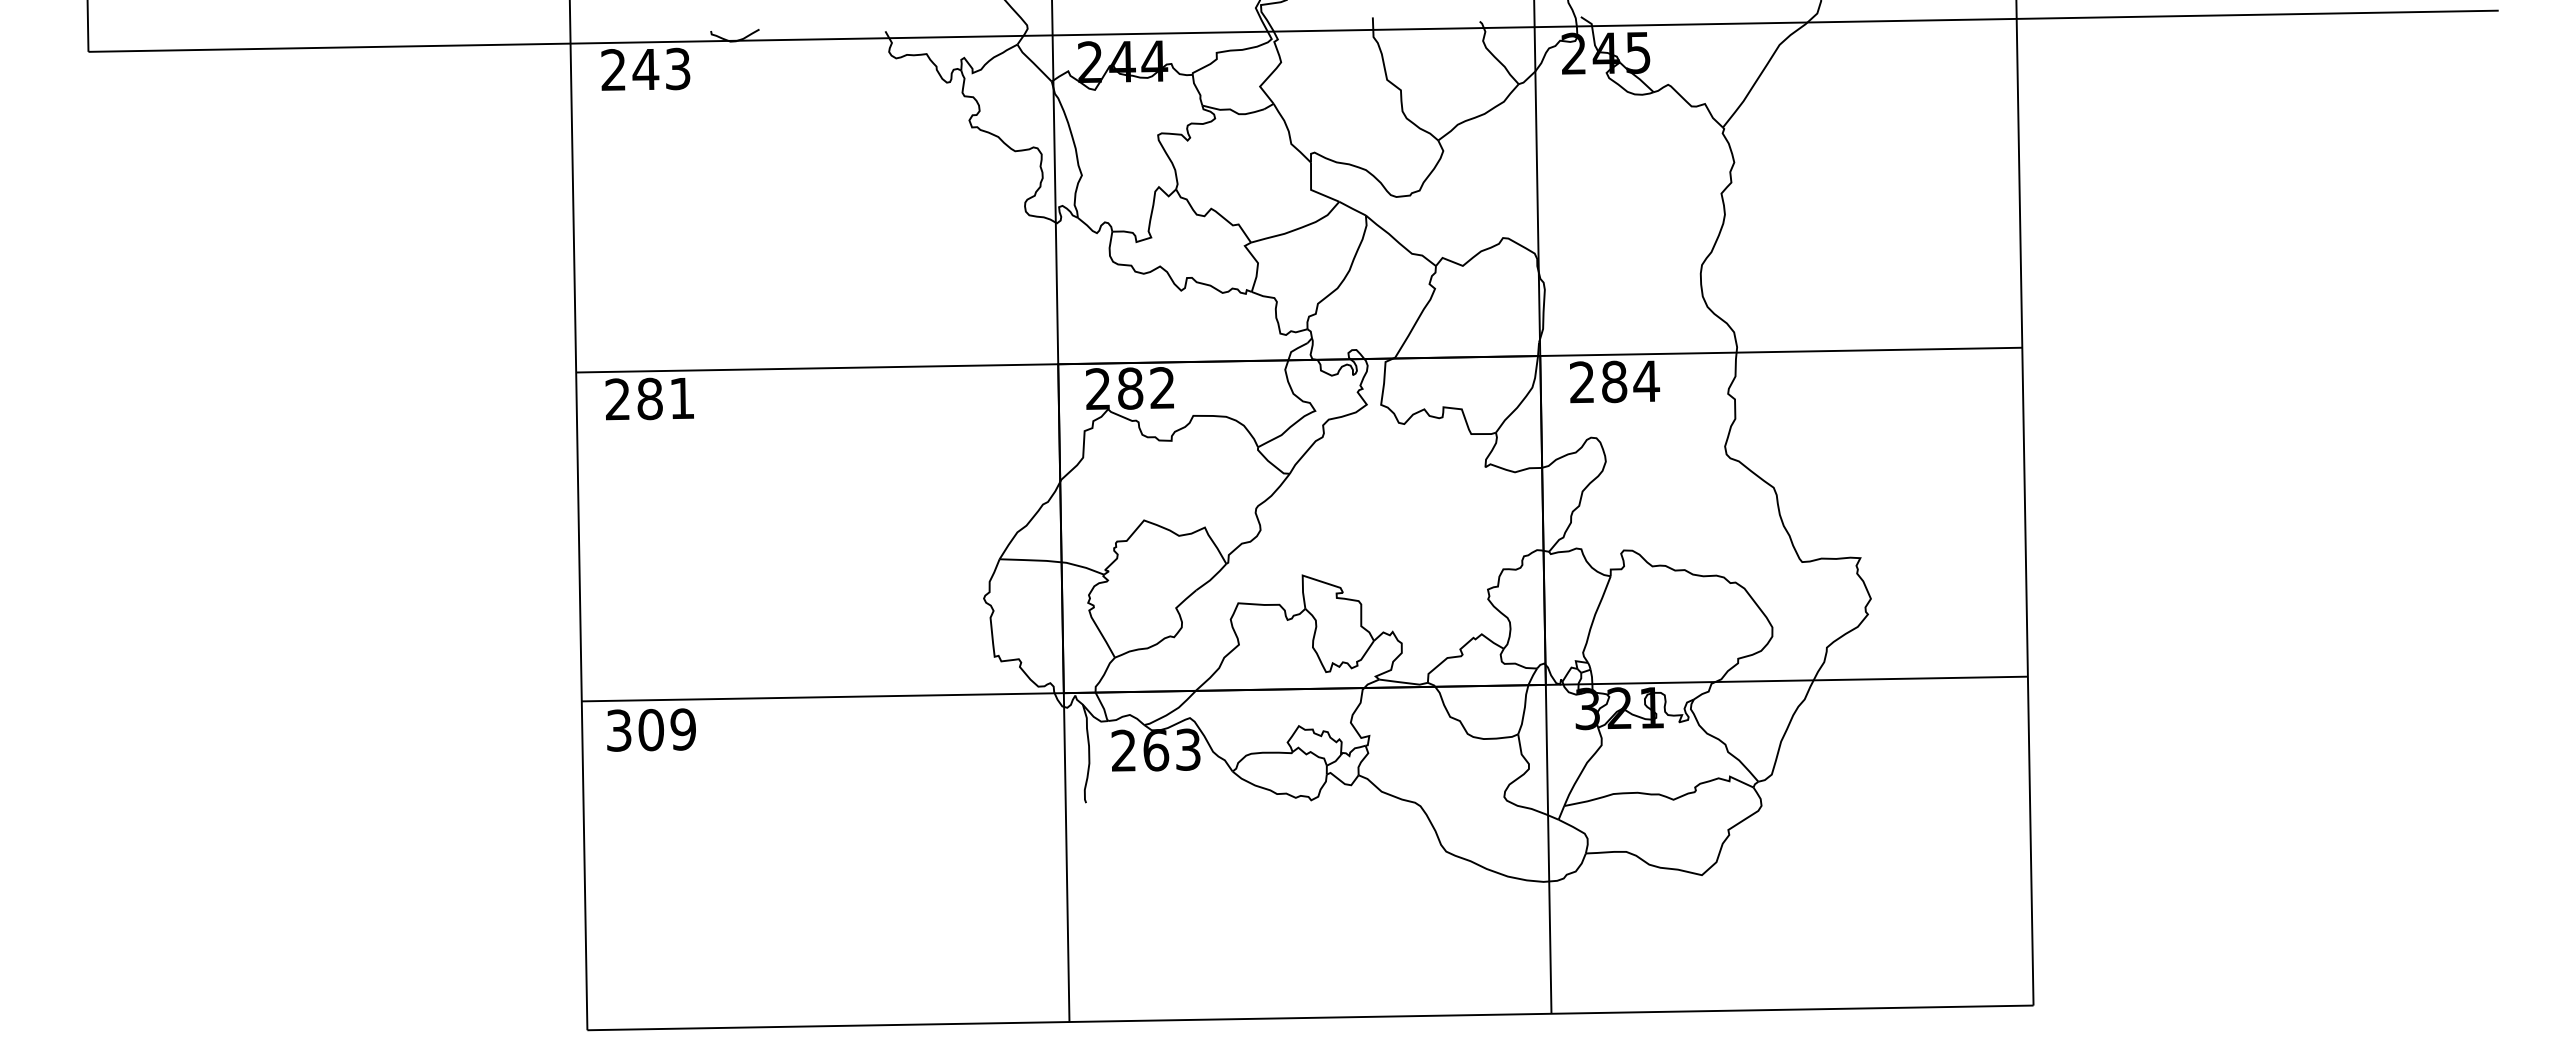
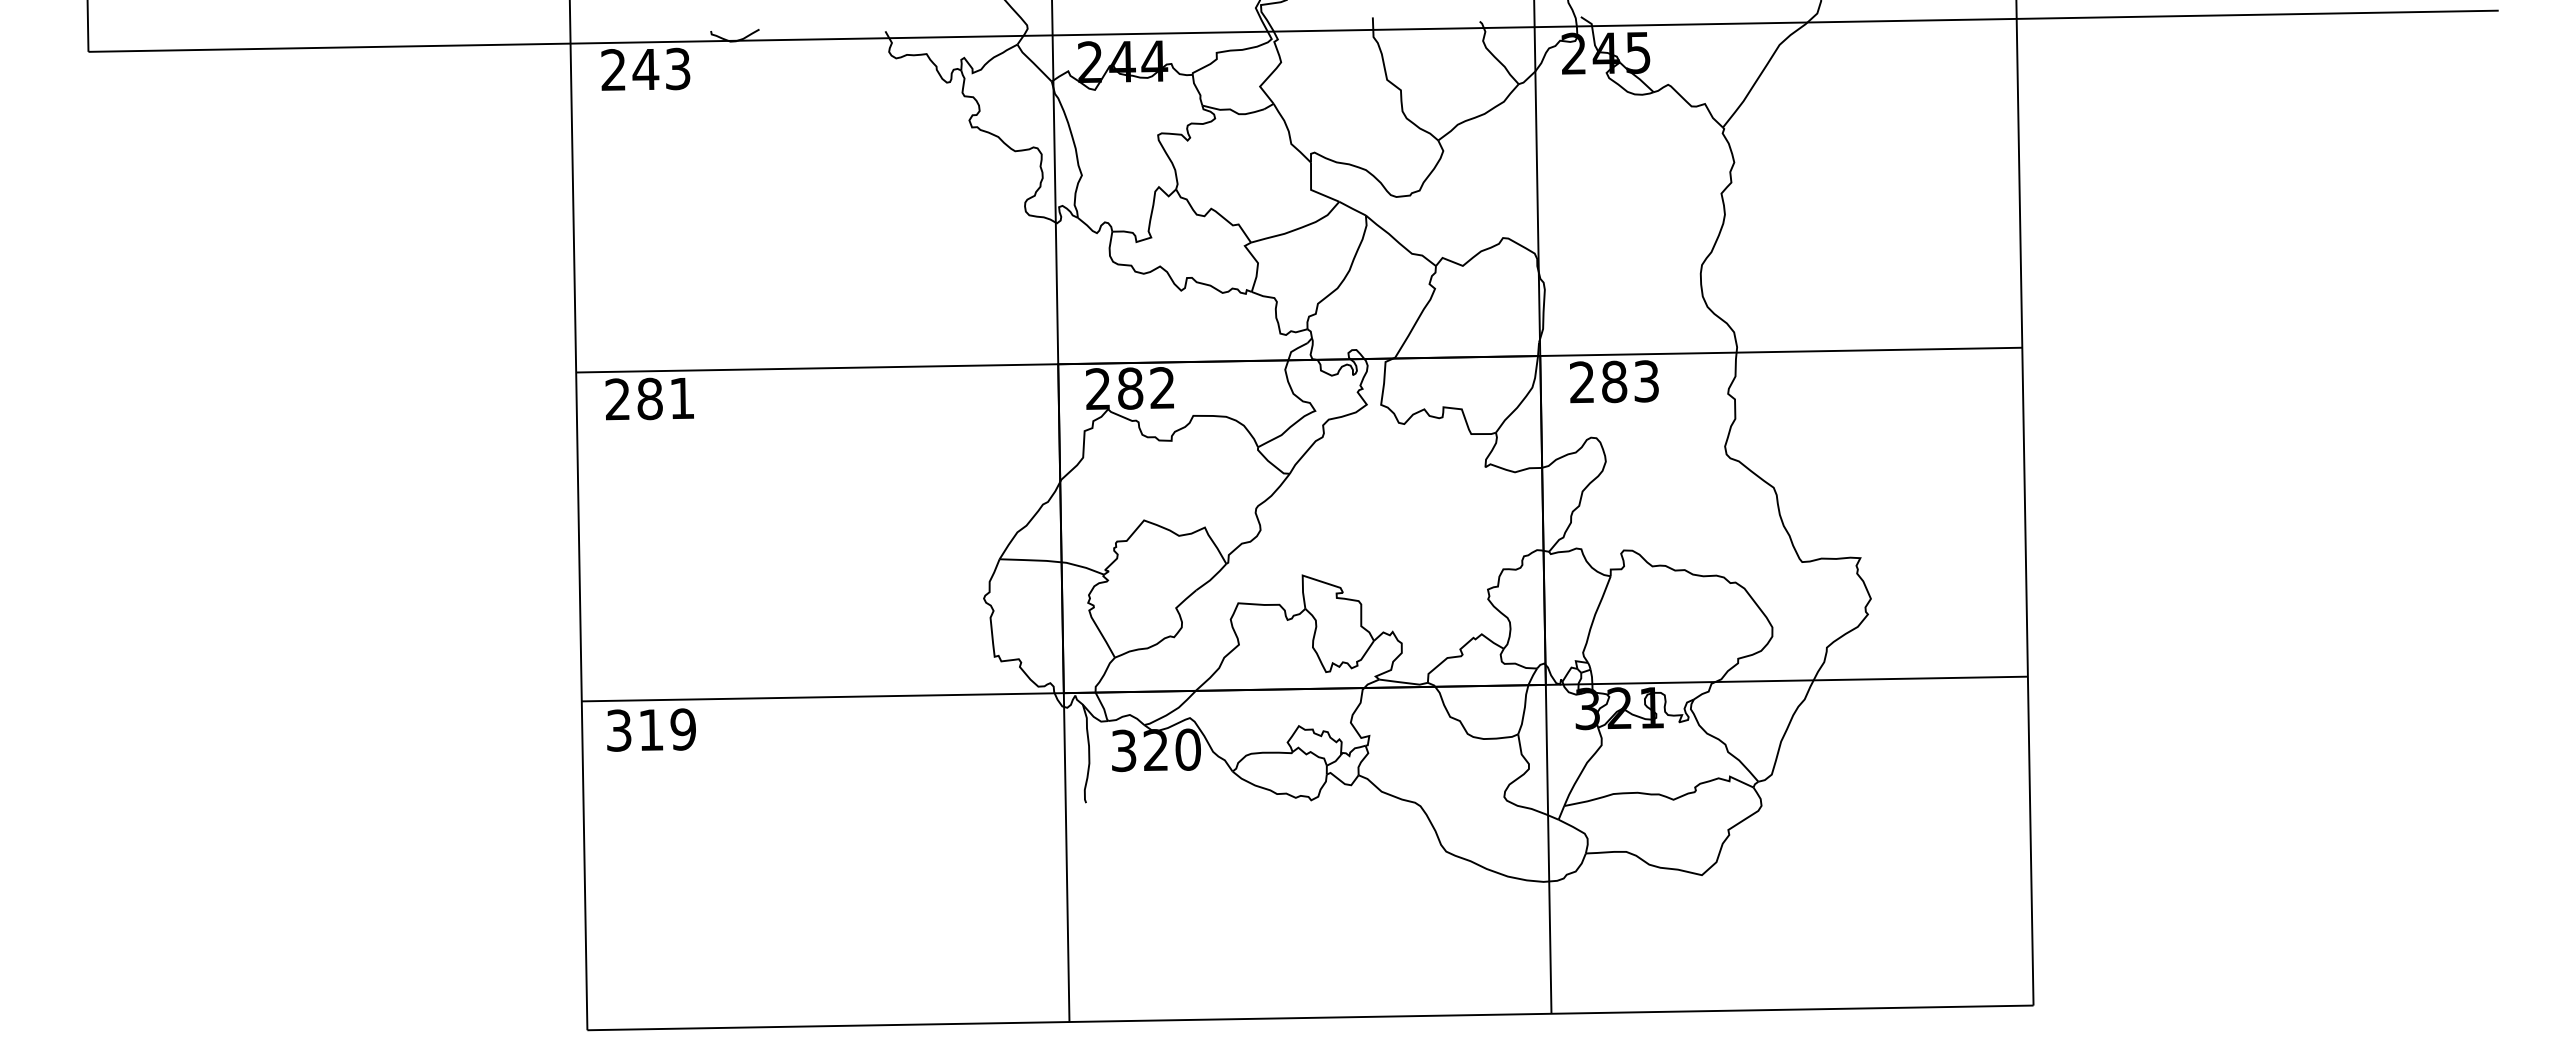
text: 284 -> 283 (1646, 381)
text: 309 -> 319 (650, 729)
text: 263 -> 320 (1155, 750)
